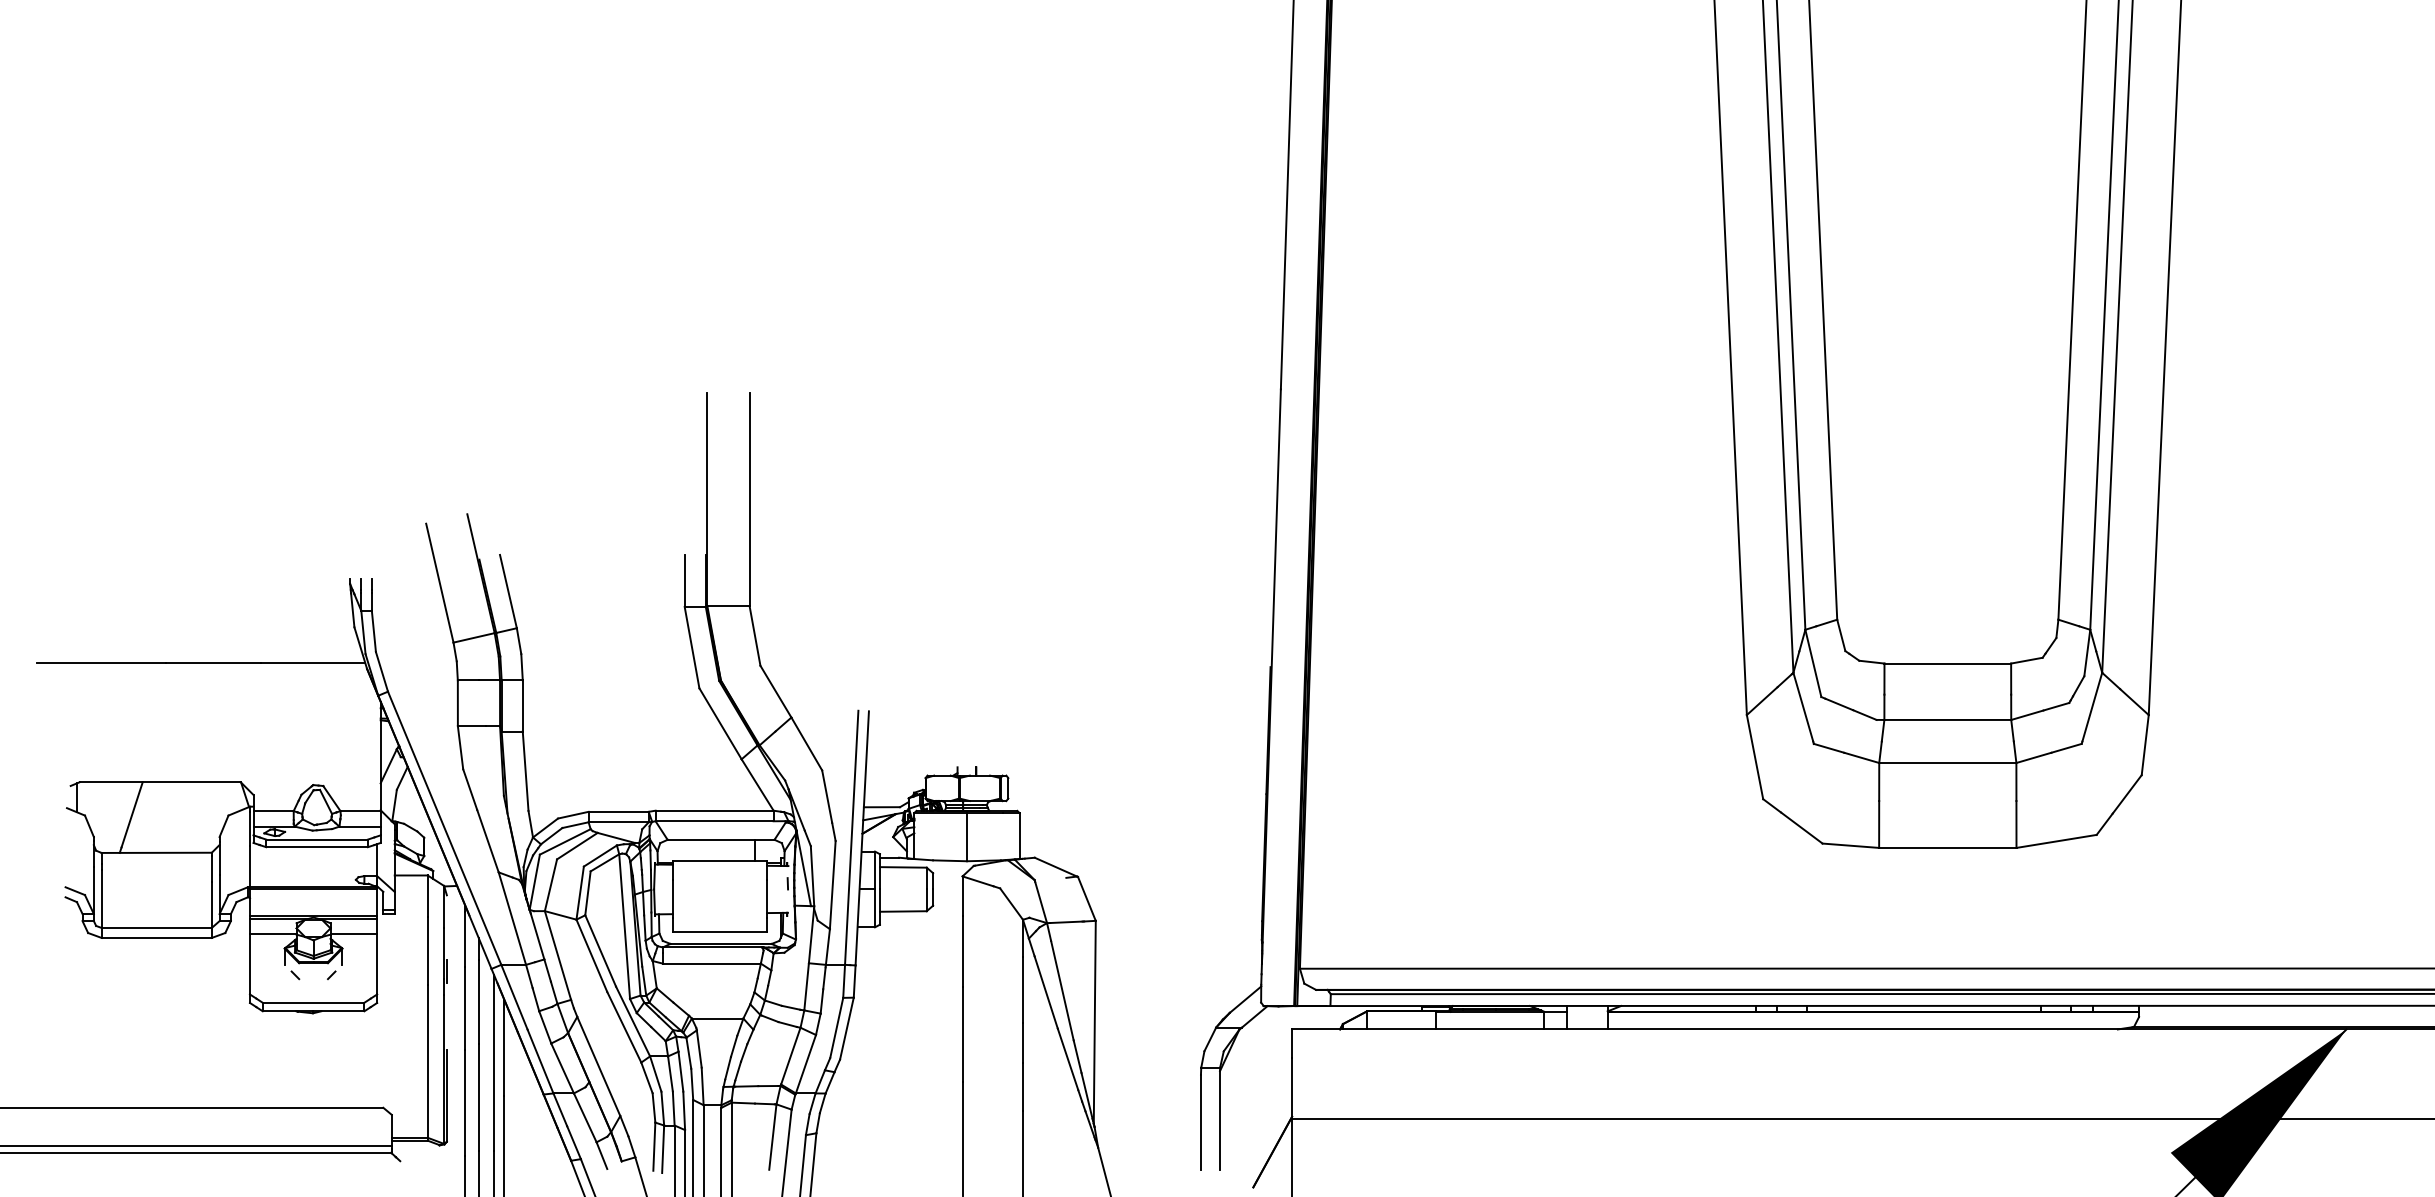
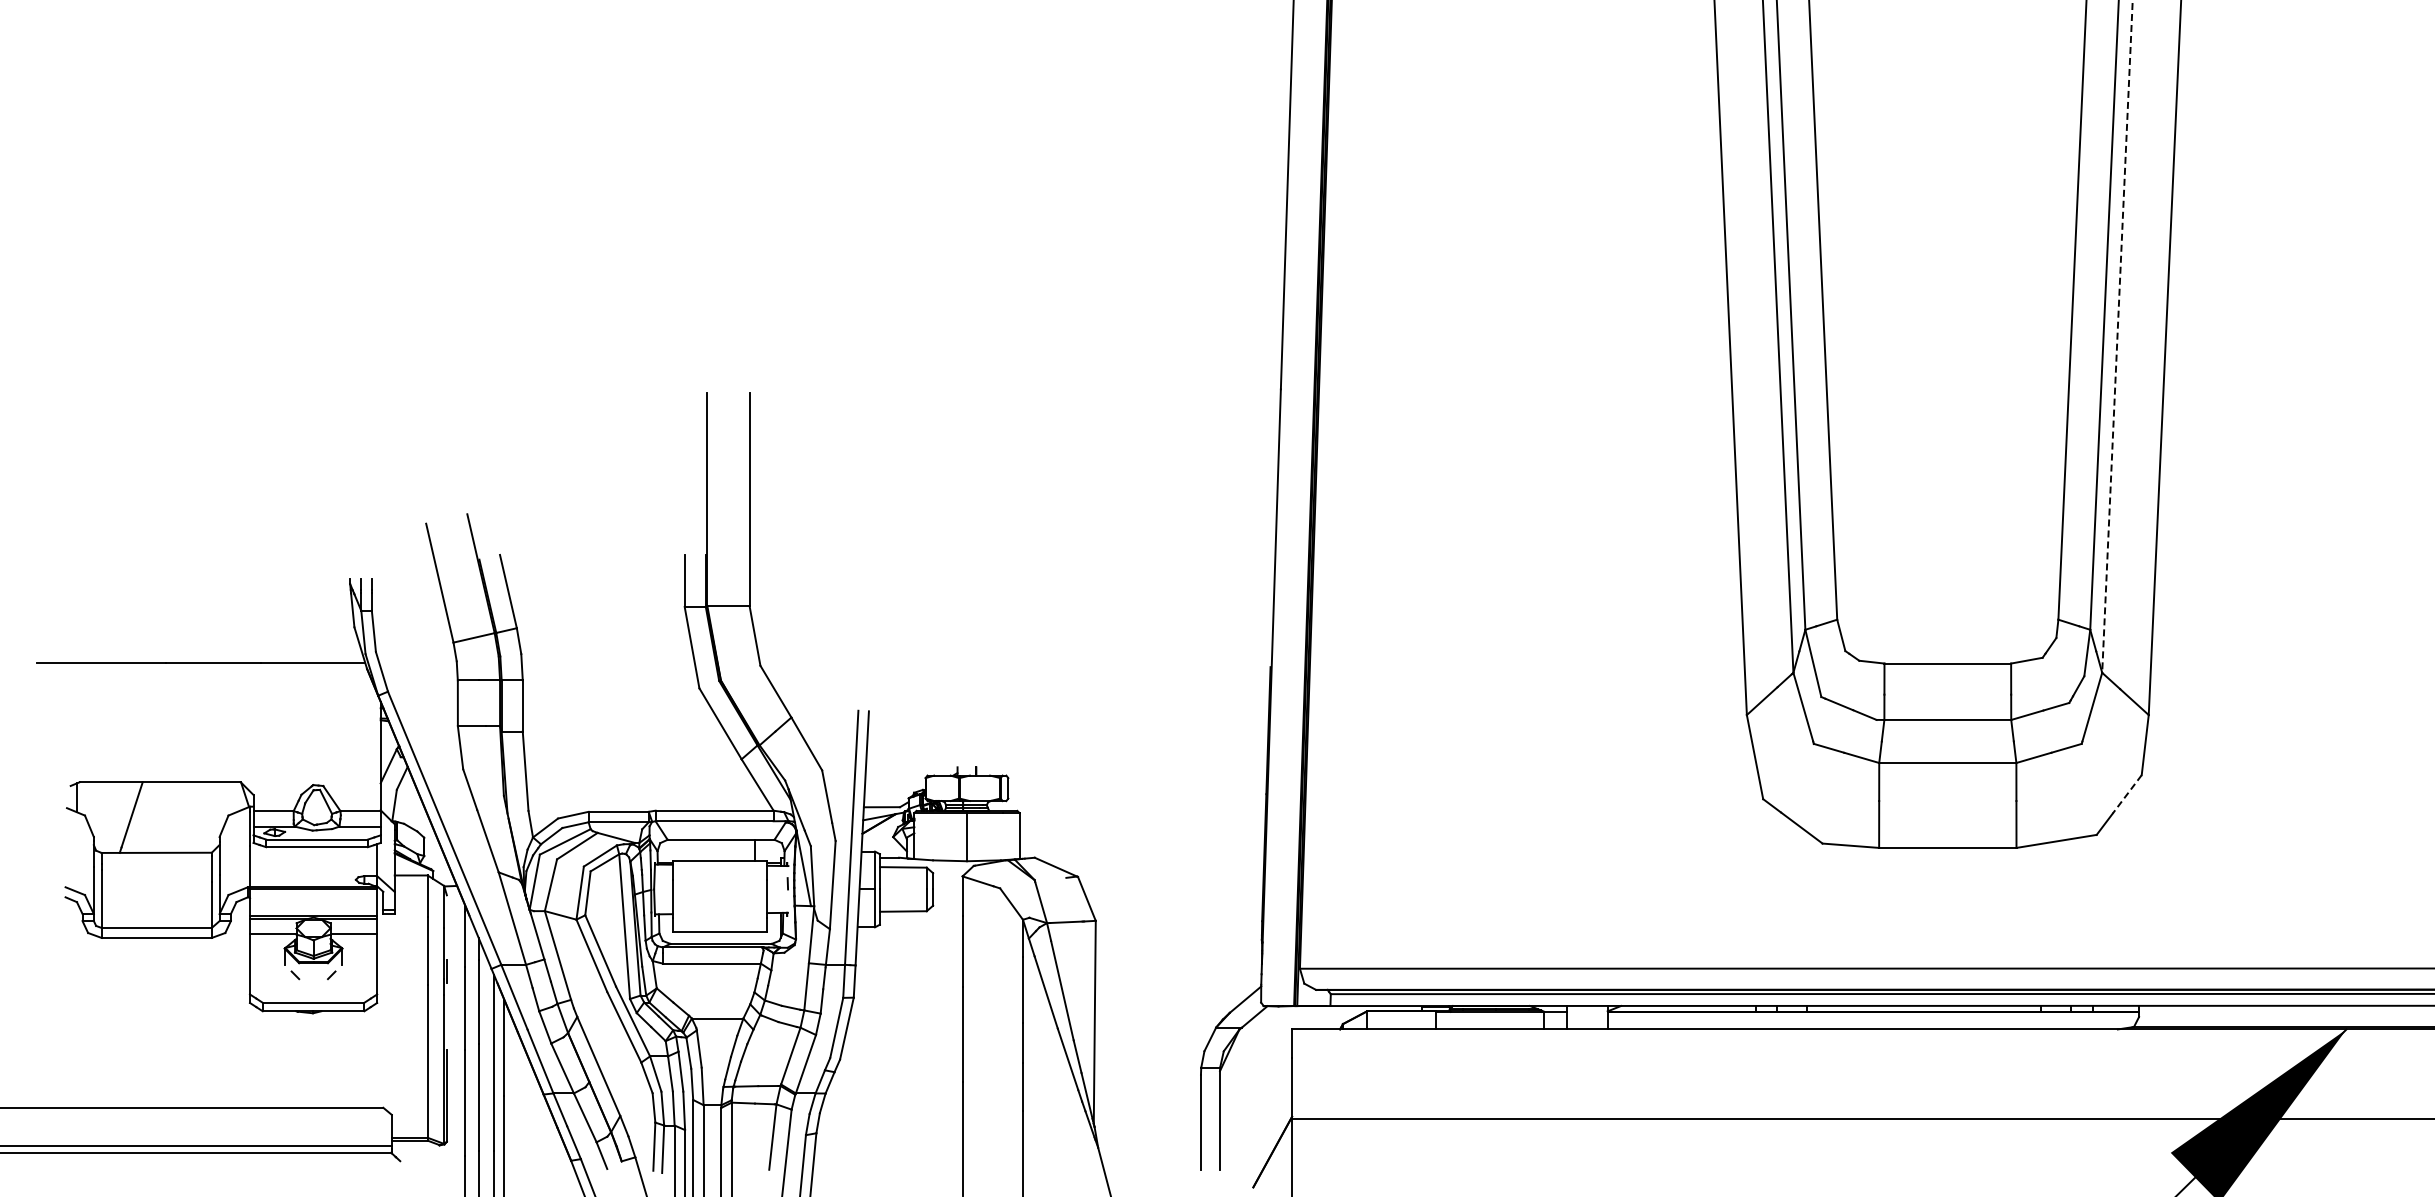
line: solid -> dashed (2117, 337)
line: solid -> dashed (2126, 794)
